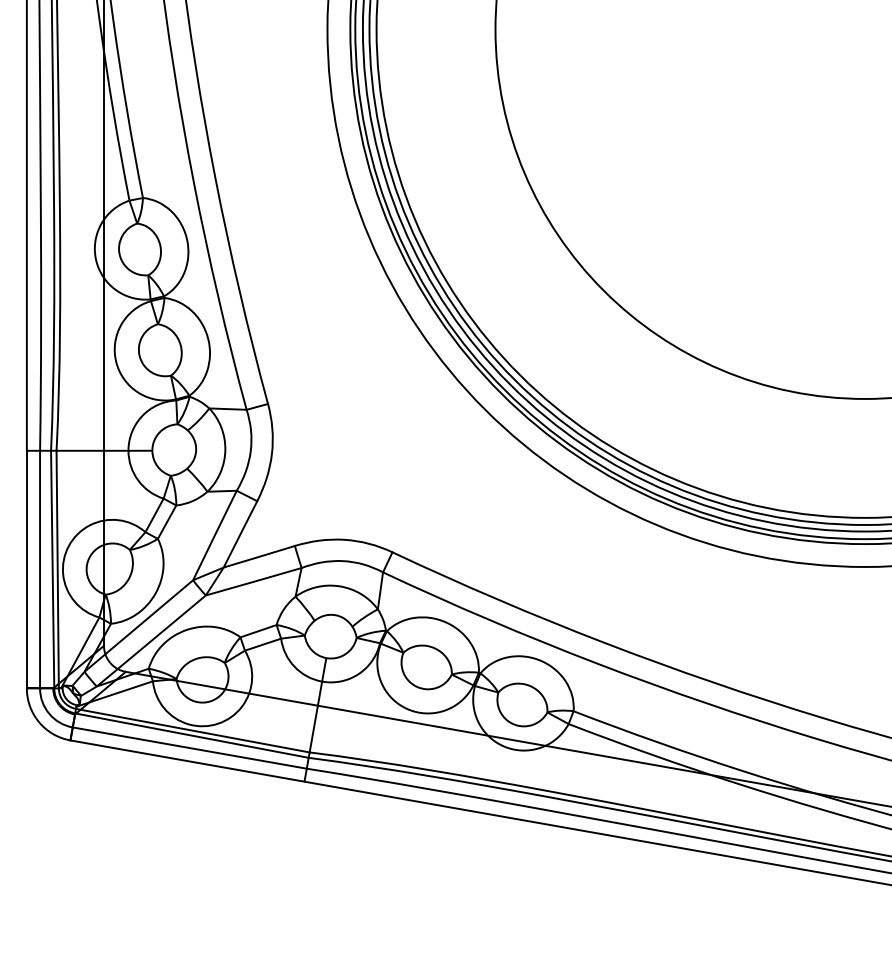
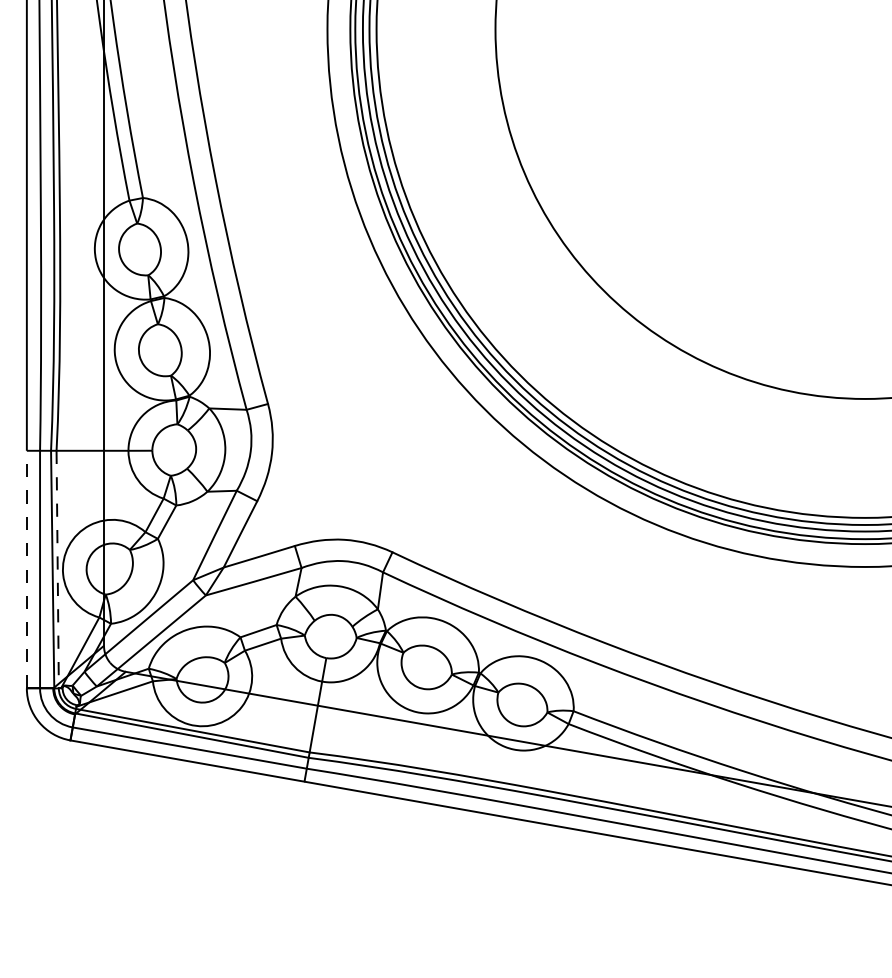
line: solid -> dashed (26, 569)
line: solid -> dashed (57, 569)
